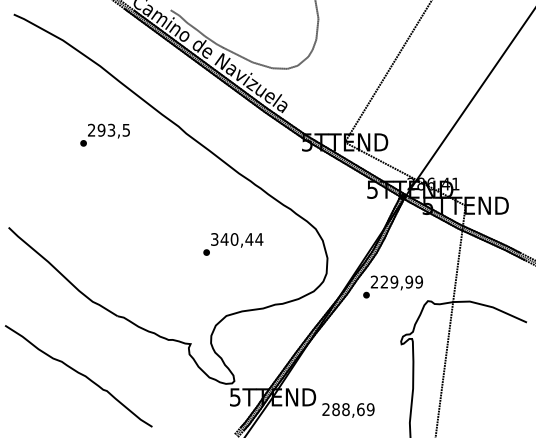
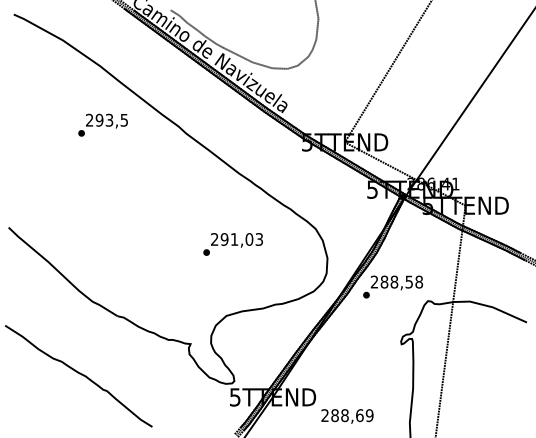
text position: (104, 134) -> (102, 124) (102, 124)
text: 340,44 -> 291,03 (237, 239)
text: 229,99 -> 288,58 (401, 281)
text position: (348, 410) -> (347, 416) (347, 416)
